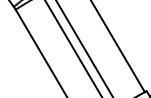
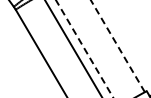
line: solid -> dashed (117, 45)
line: solid -> dashed (85, 49)
